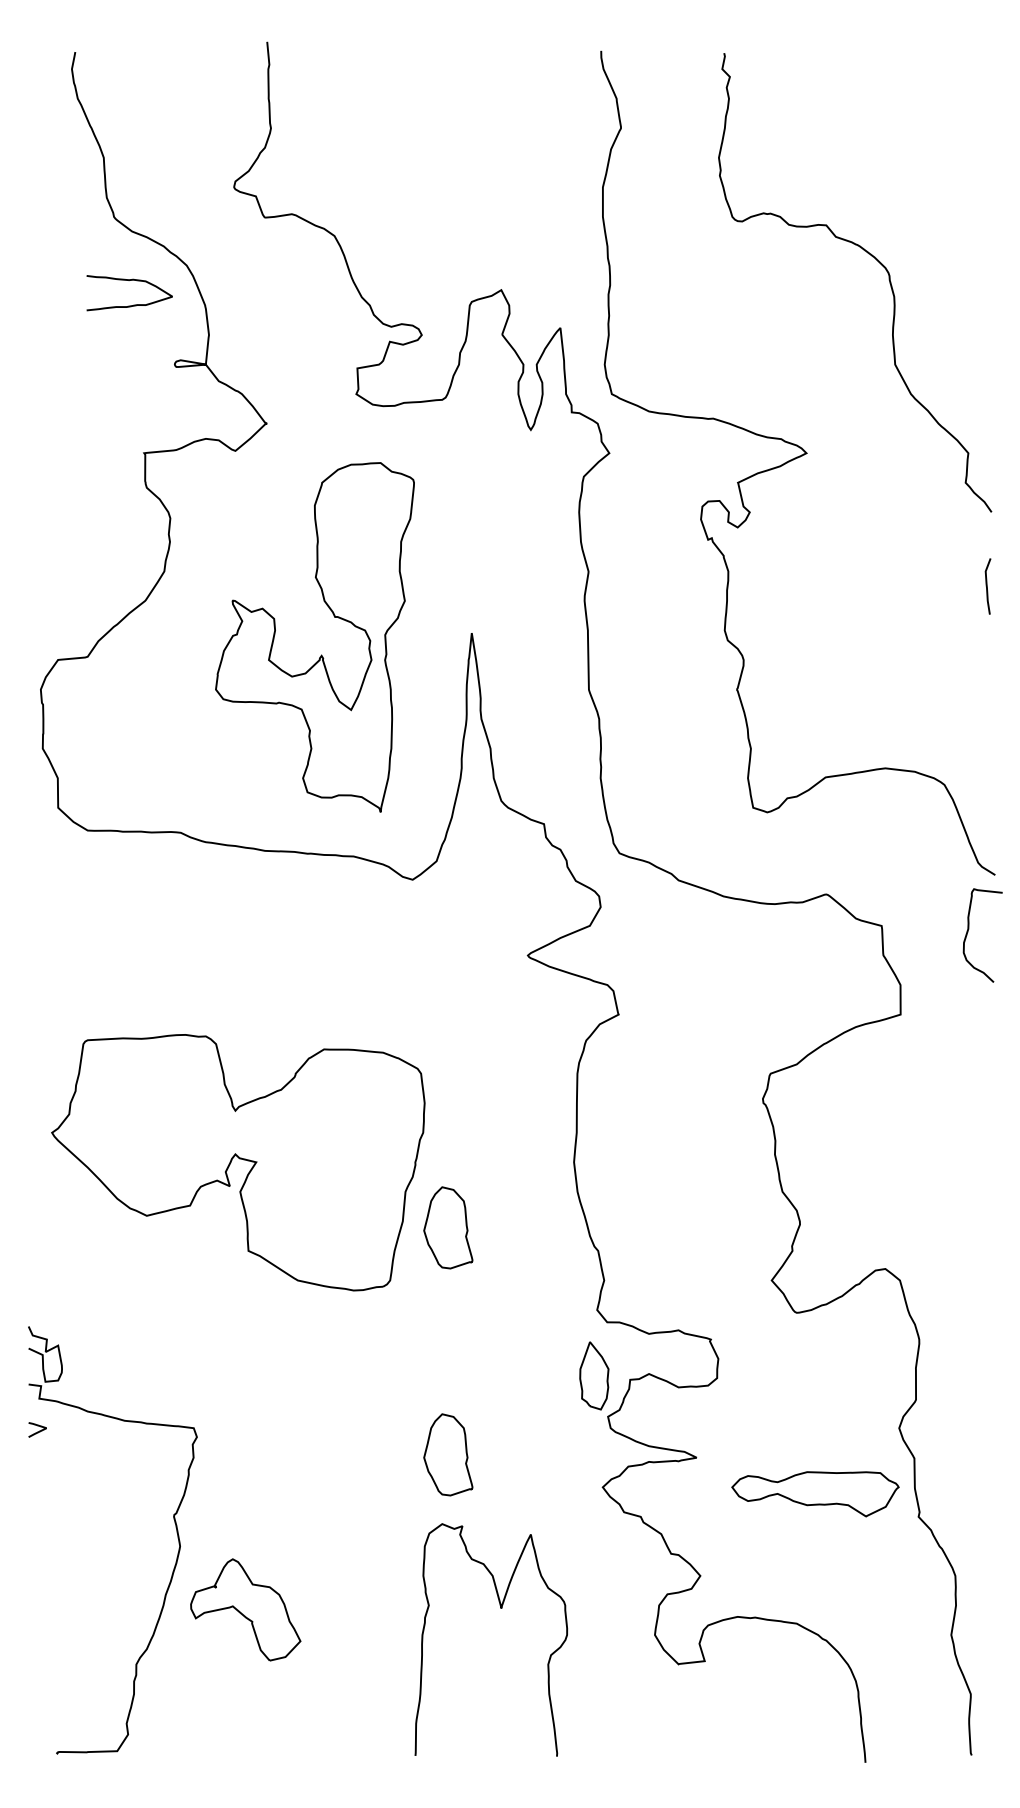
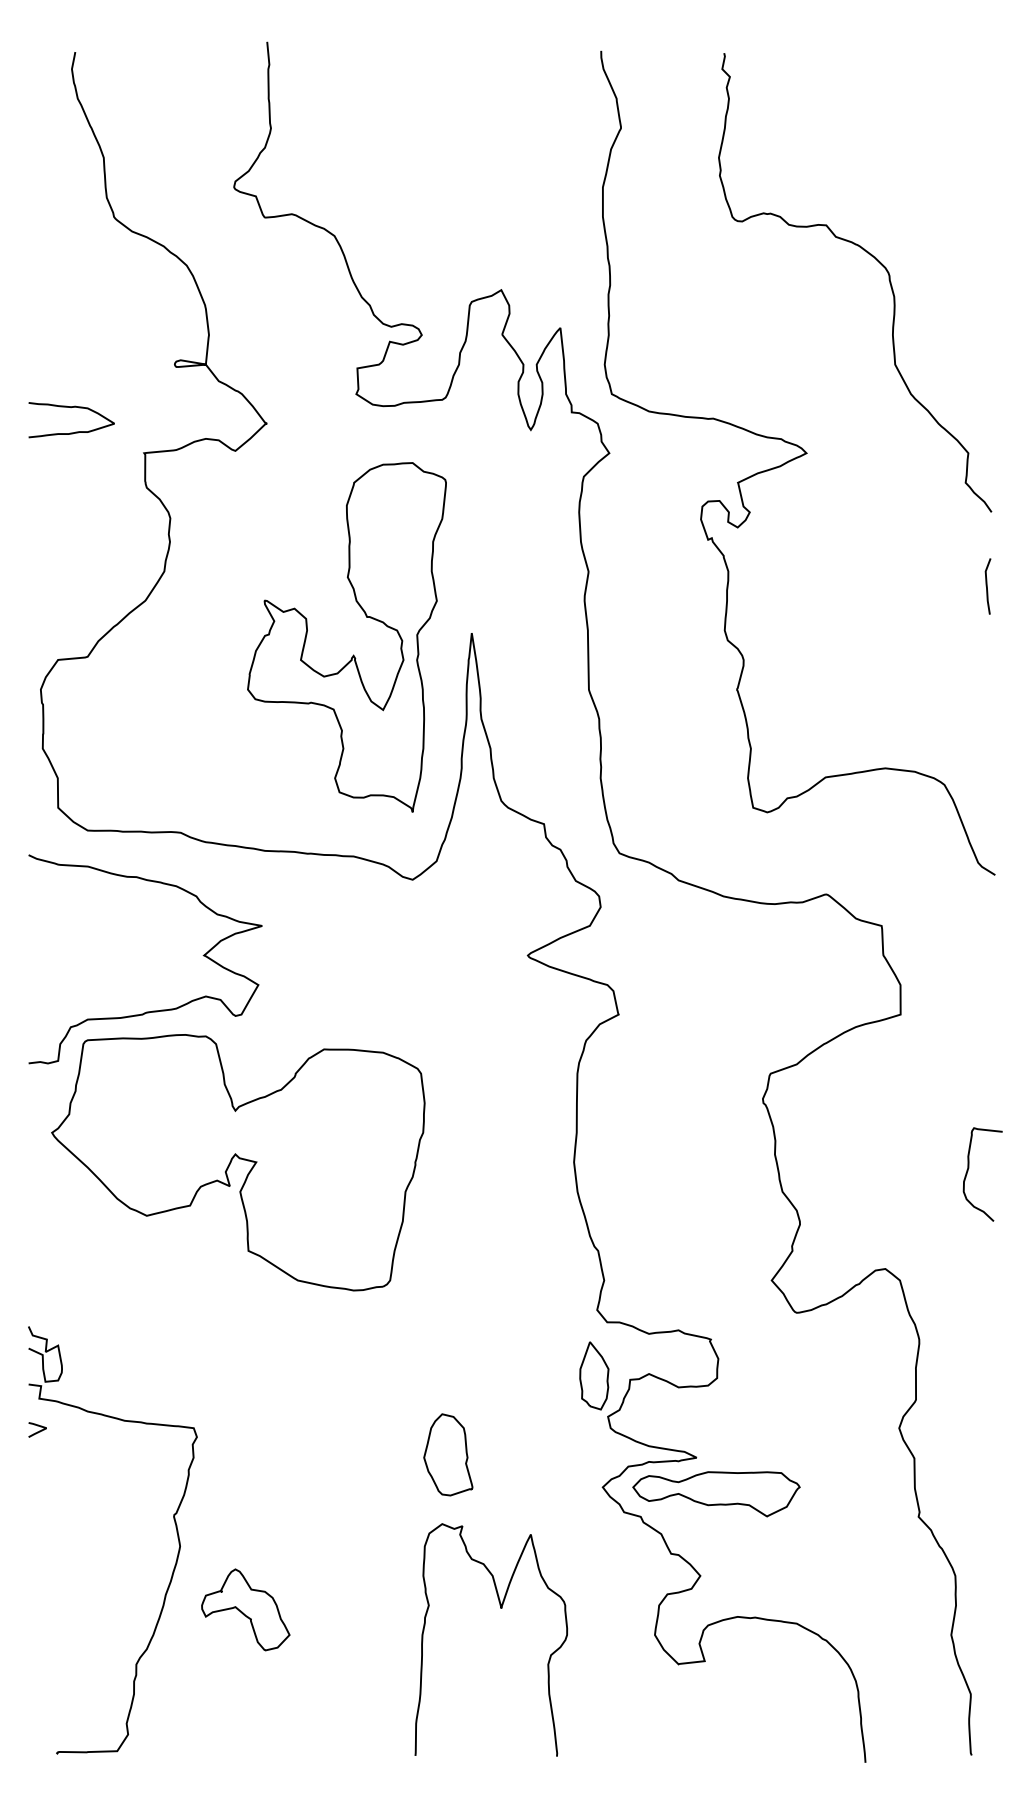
curve position: (133, 304) -> (75, 431) (75, 431)
part position: (321, 654) -> (353, 654) (353, 654)
curve position: (969, 929) -> (969, 1168) (969, 1168)
curve: none -> present (152, 1010)
part: present -> none (448, 1227)
part position: (815, 1494) -> (716, 1494) (716, 1494)
part size: 112x104 px -> 90x84 px (245, 1609)
